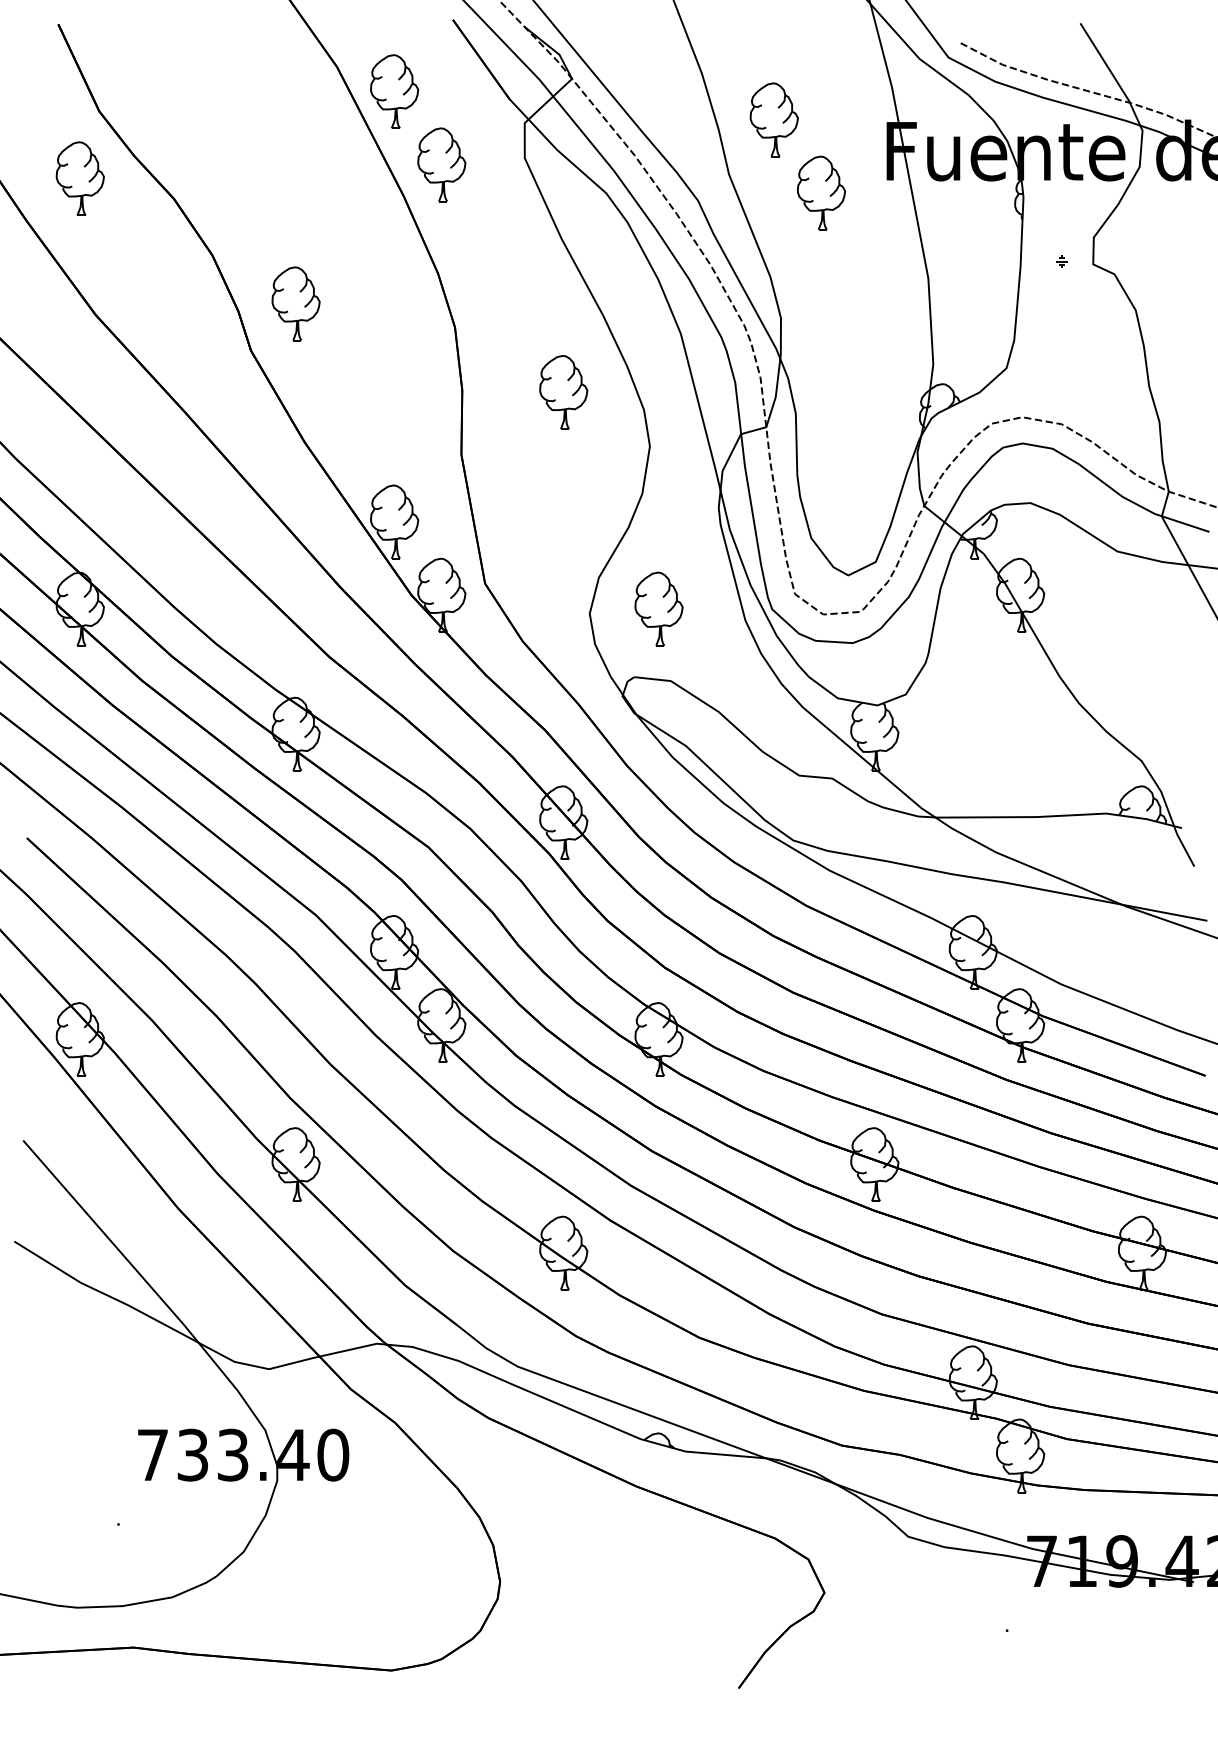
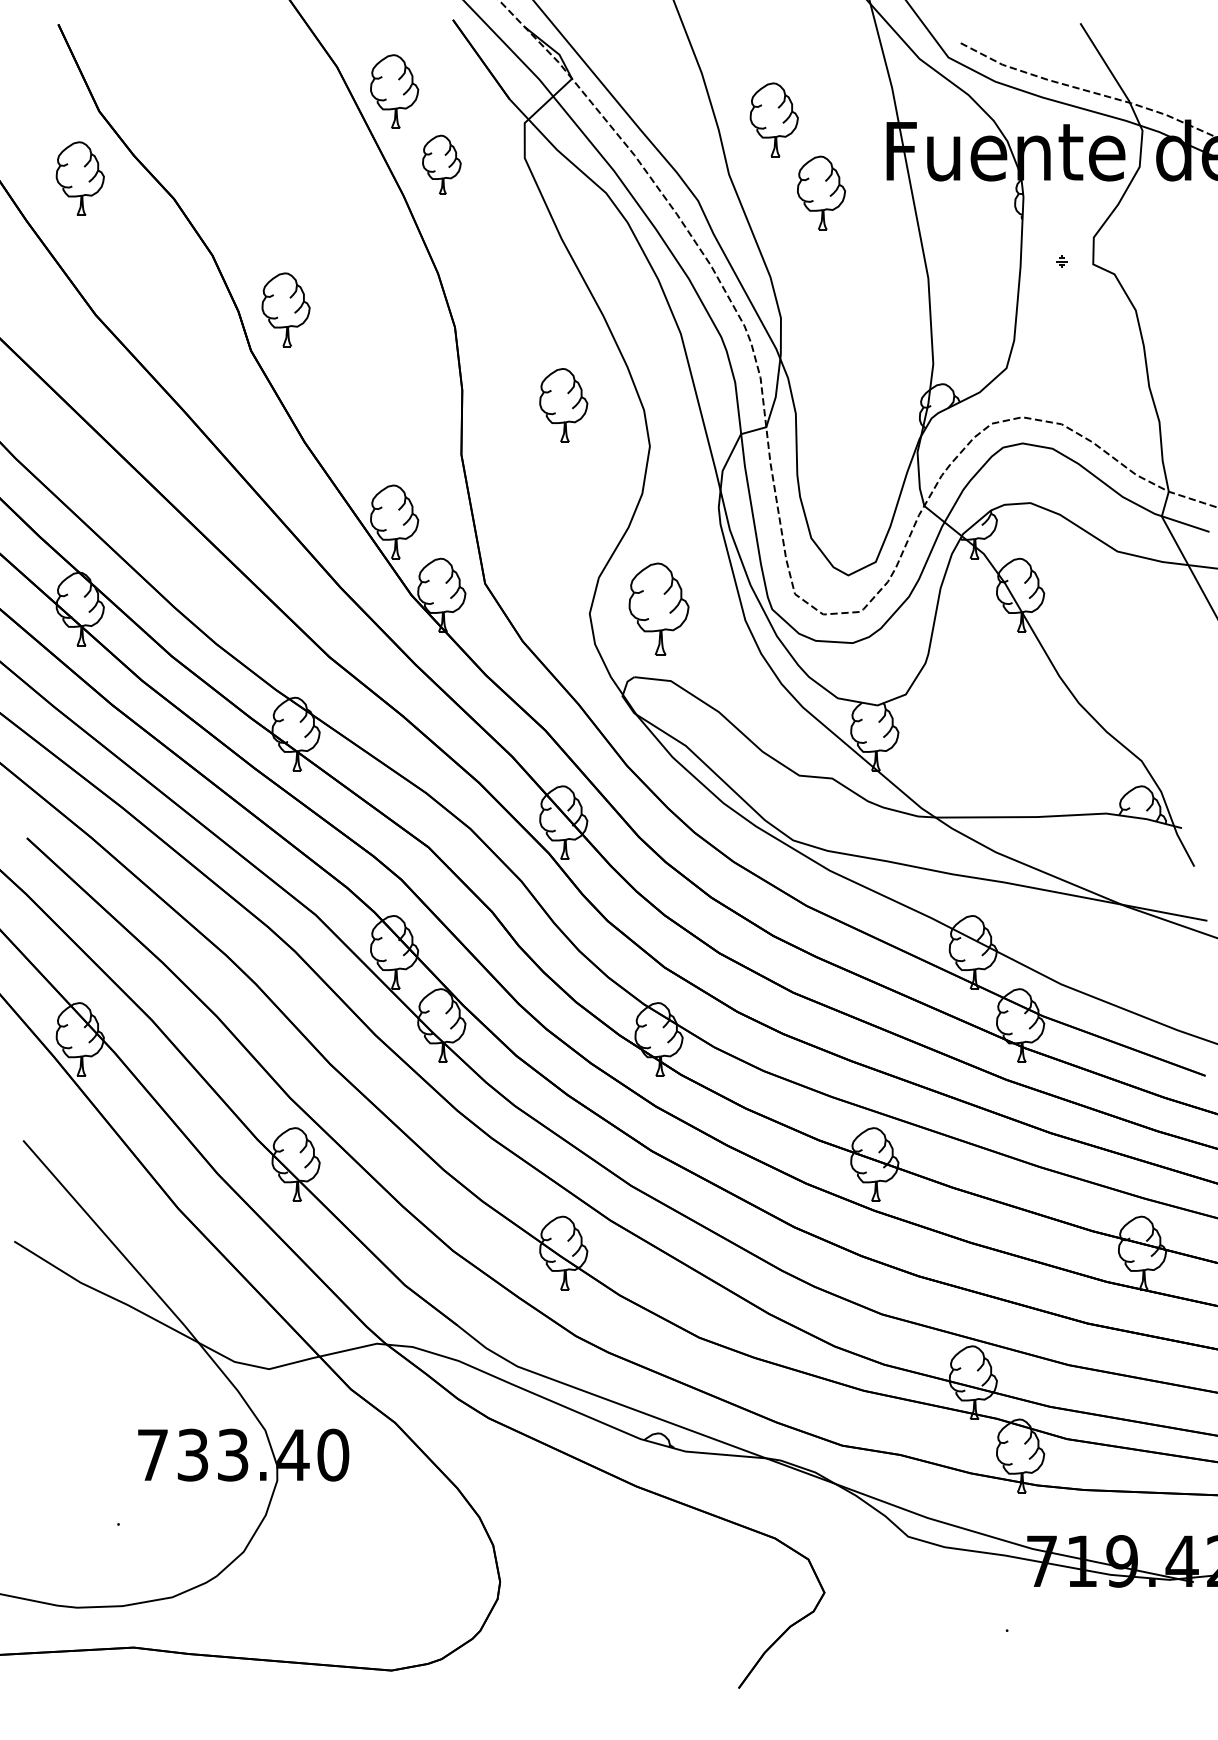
part size: 50x76 px -> 40x61 px (441, 164)
part position: (295, 303) -> (285, 309) (285, 309)
part position: (563, 392) -> (563, 405) (563, 405)
part size: 50x76 px -> 62x94 px (658, 608)
